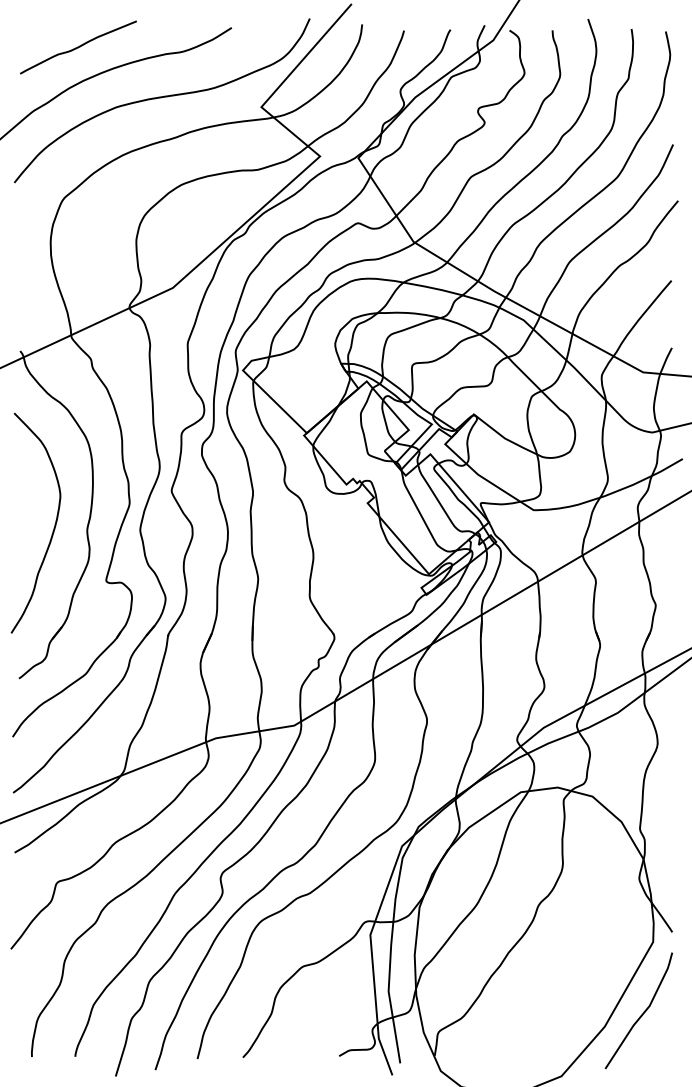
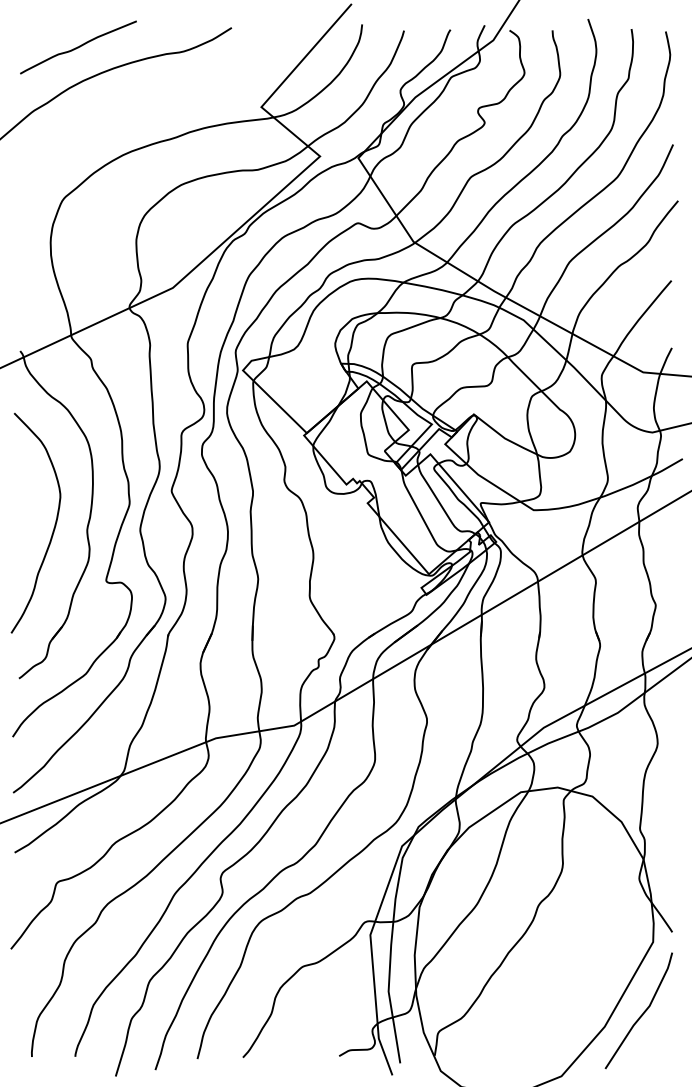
curve: present -> none (161, 98)
